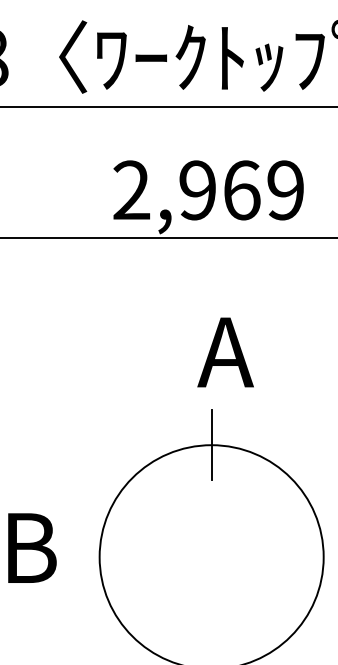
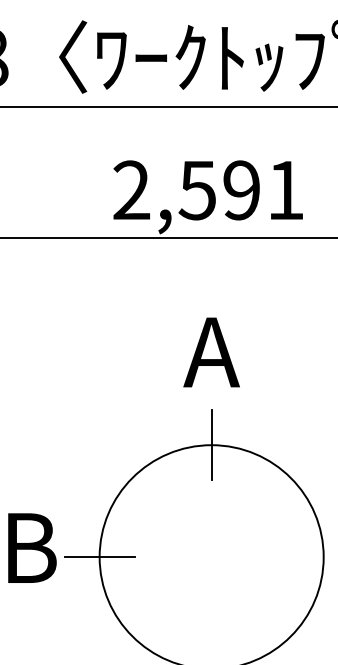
text: 2,969 -> 2,591 (240, 190)
text position: (225, 352) -> (211, 352) (211, 352)
line: none -> present (99, 557)
